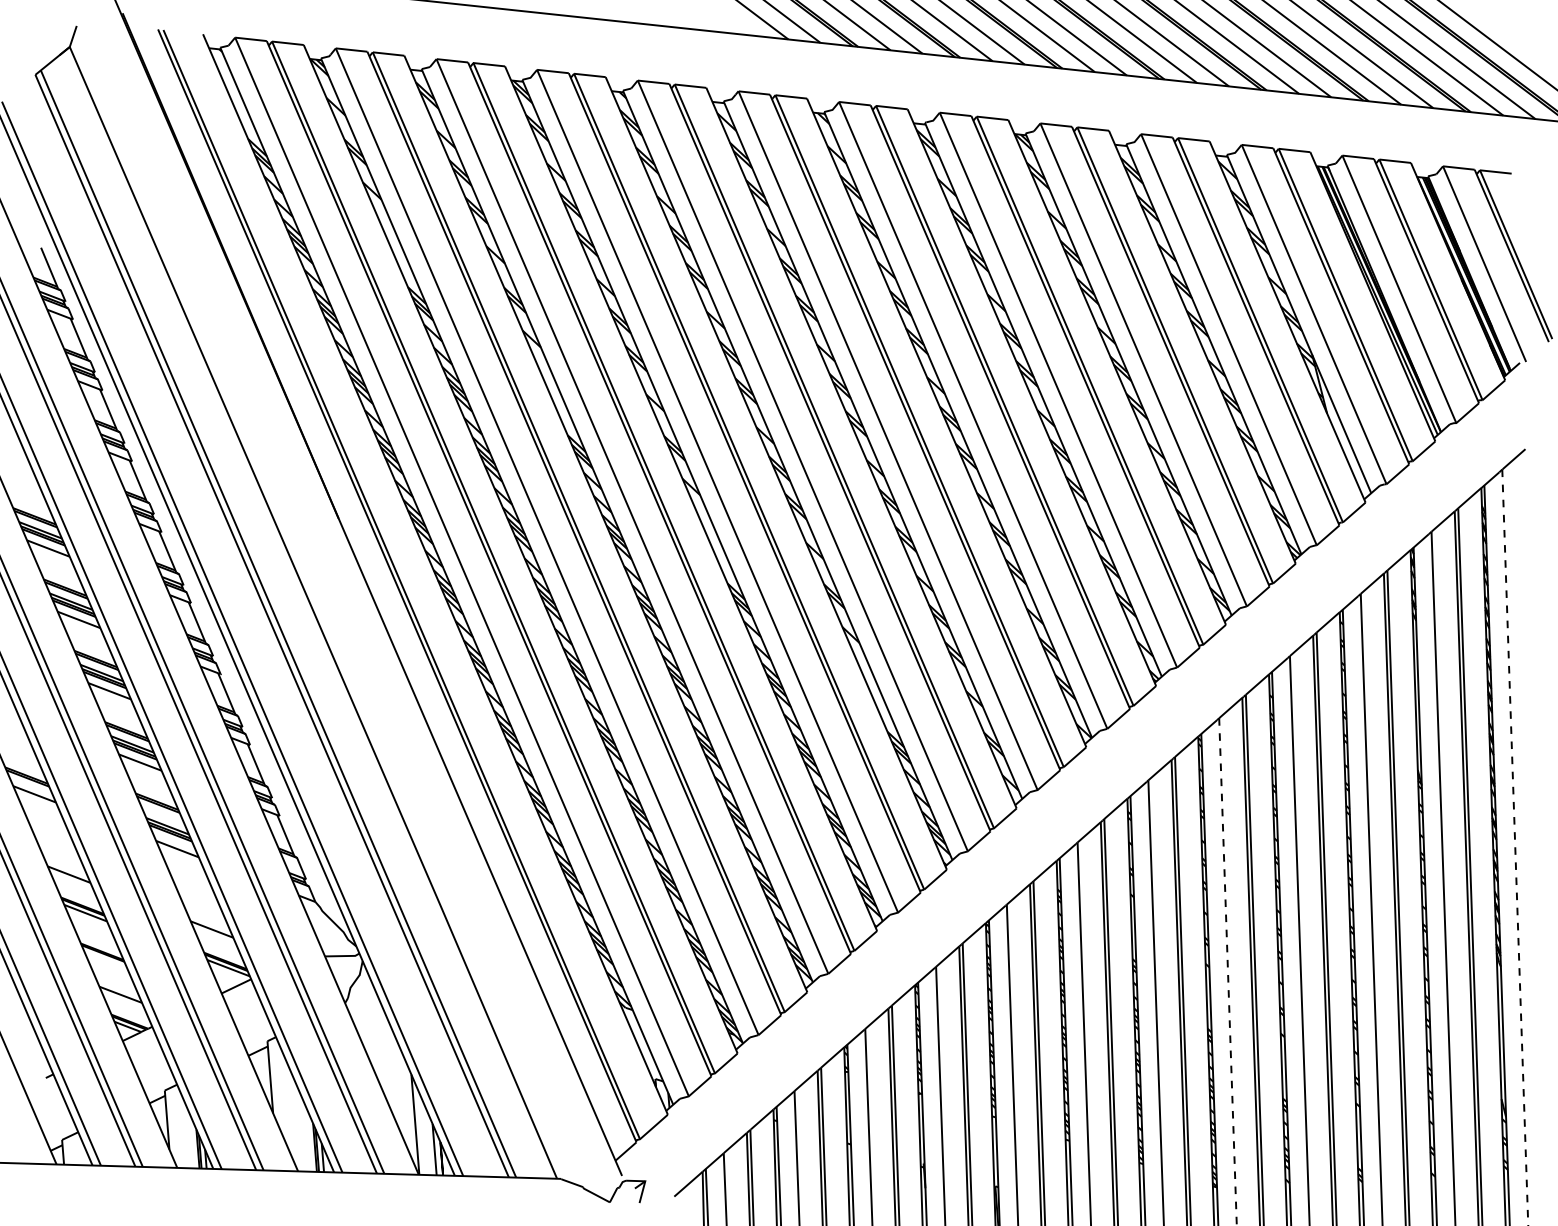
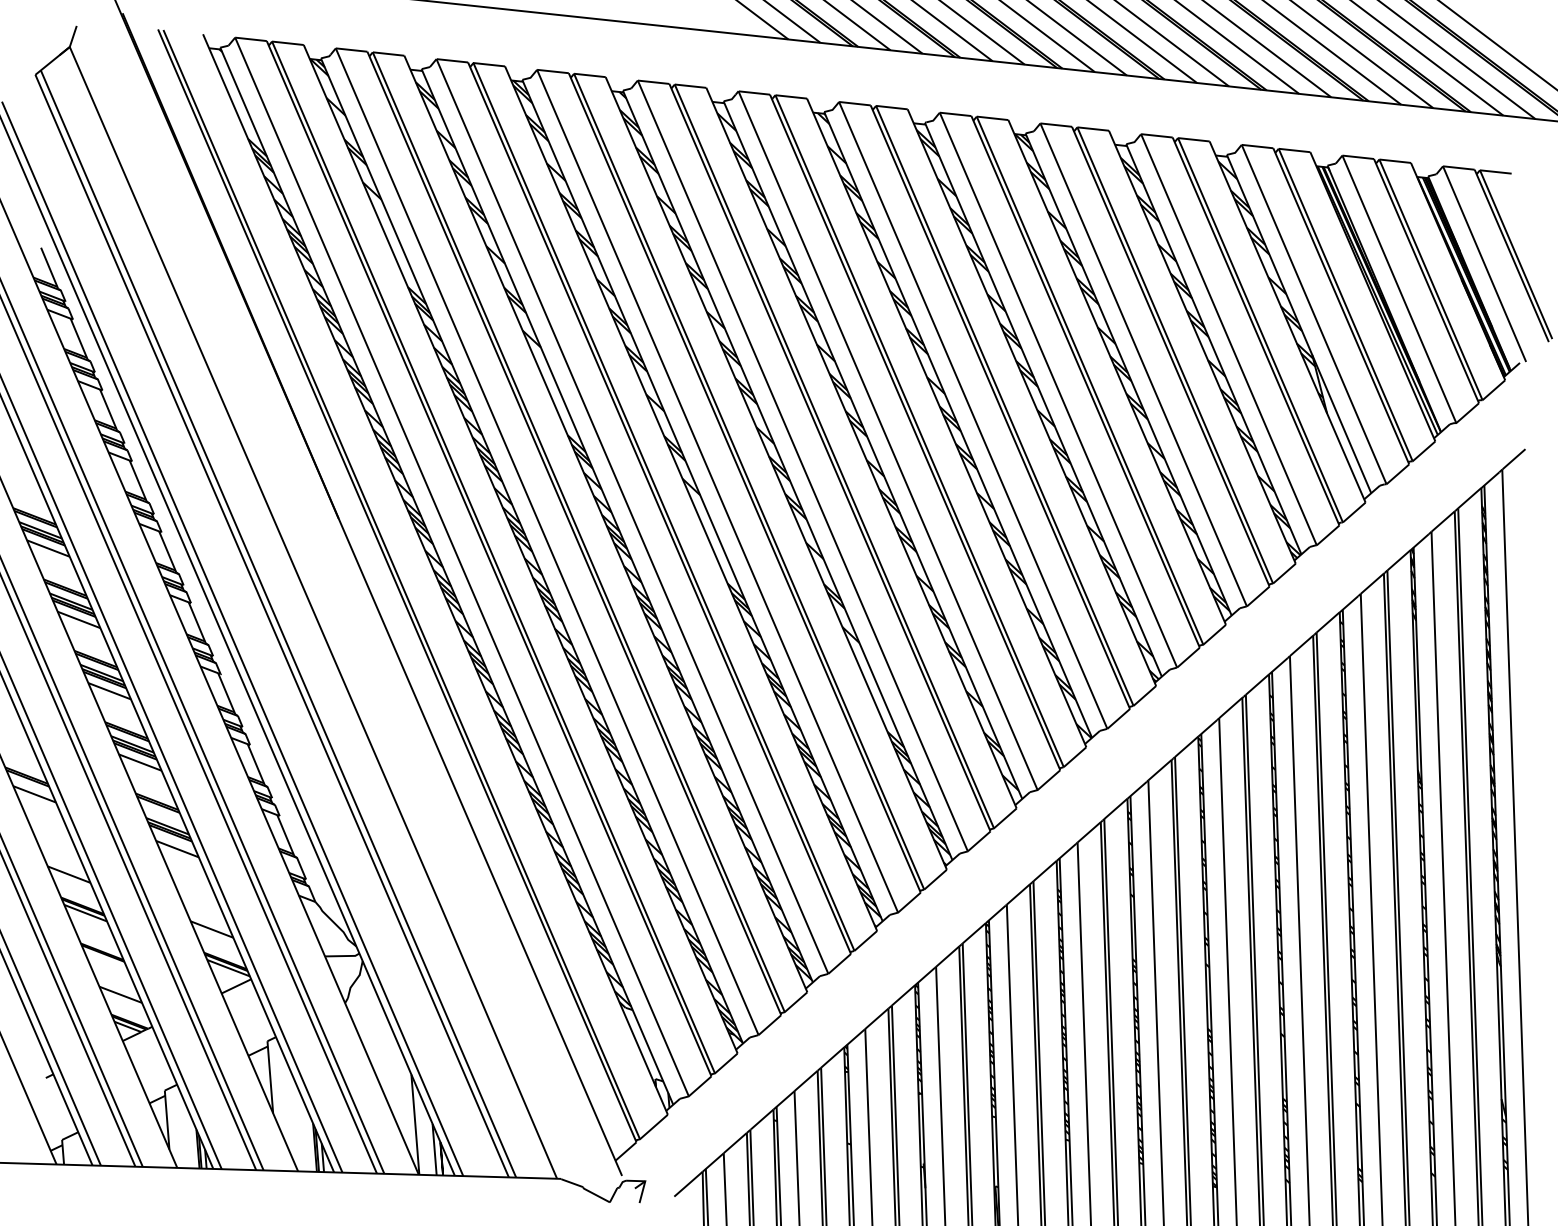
line: dashed -> solid (1515, 848)
line: dashed -> solid (1228, 971)
